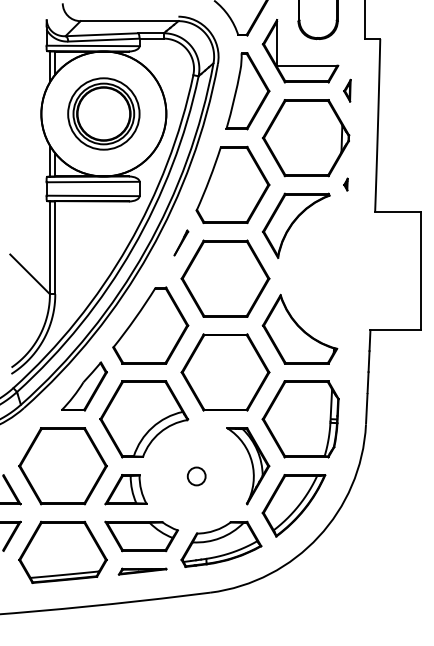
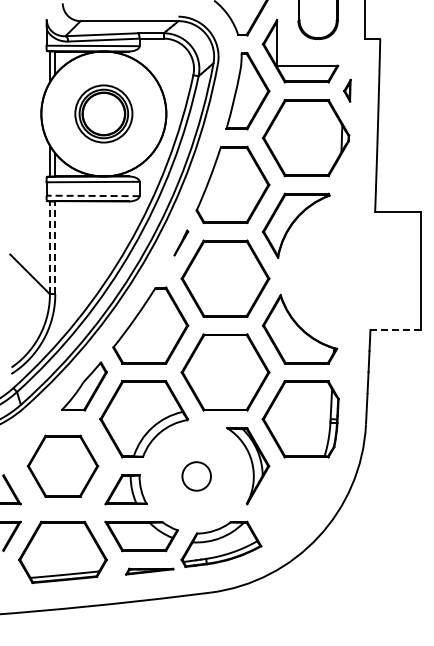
part size: 74x74 px -> 60x60 px (103, 113)
part: present -> none (345, 184)
line: solid -> dashed (93, 195)
line: solid -> dashed (49, 247)
line: solid -> dashed (55, 247)
line: solid -> dashed (395, 330)
part size: 90x79 px -> 74x64 px (62, 465)
circle diameter: 18 px -> 29 px (196, 476)
part: present -> none (293, 505)
part position: (142, 571) -> (149, 571) (149, 571)
